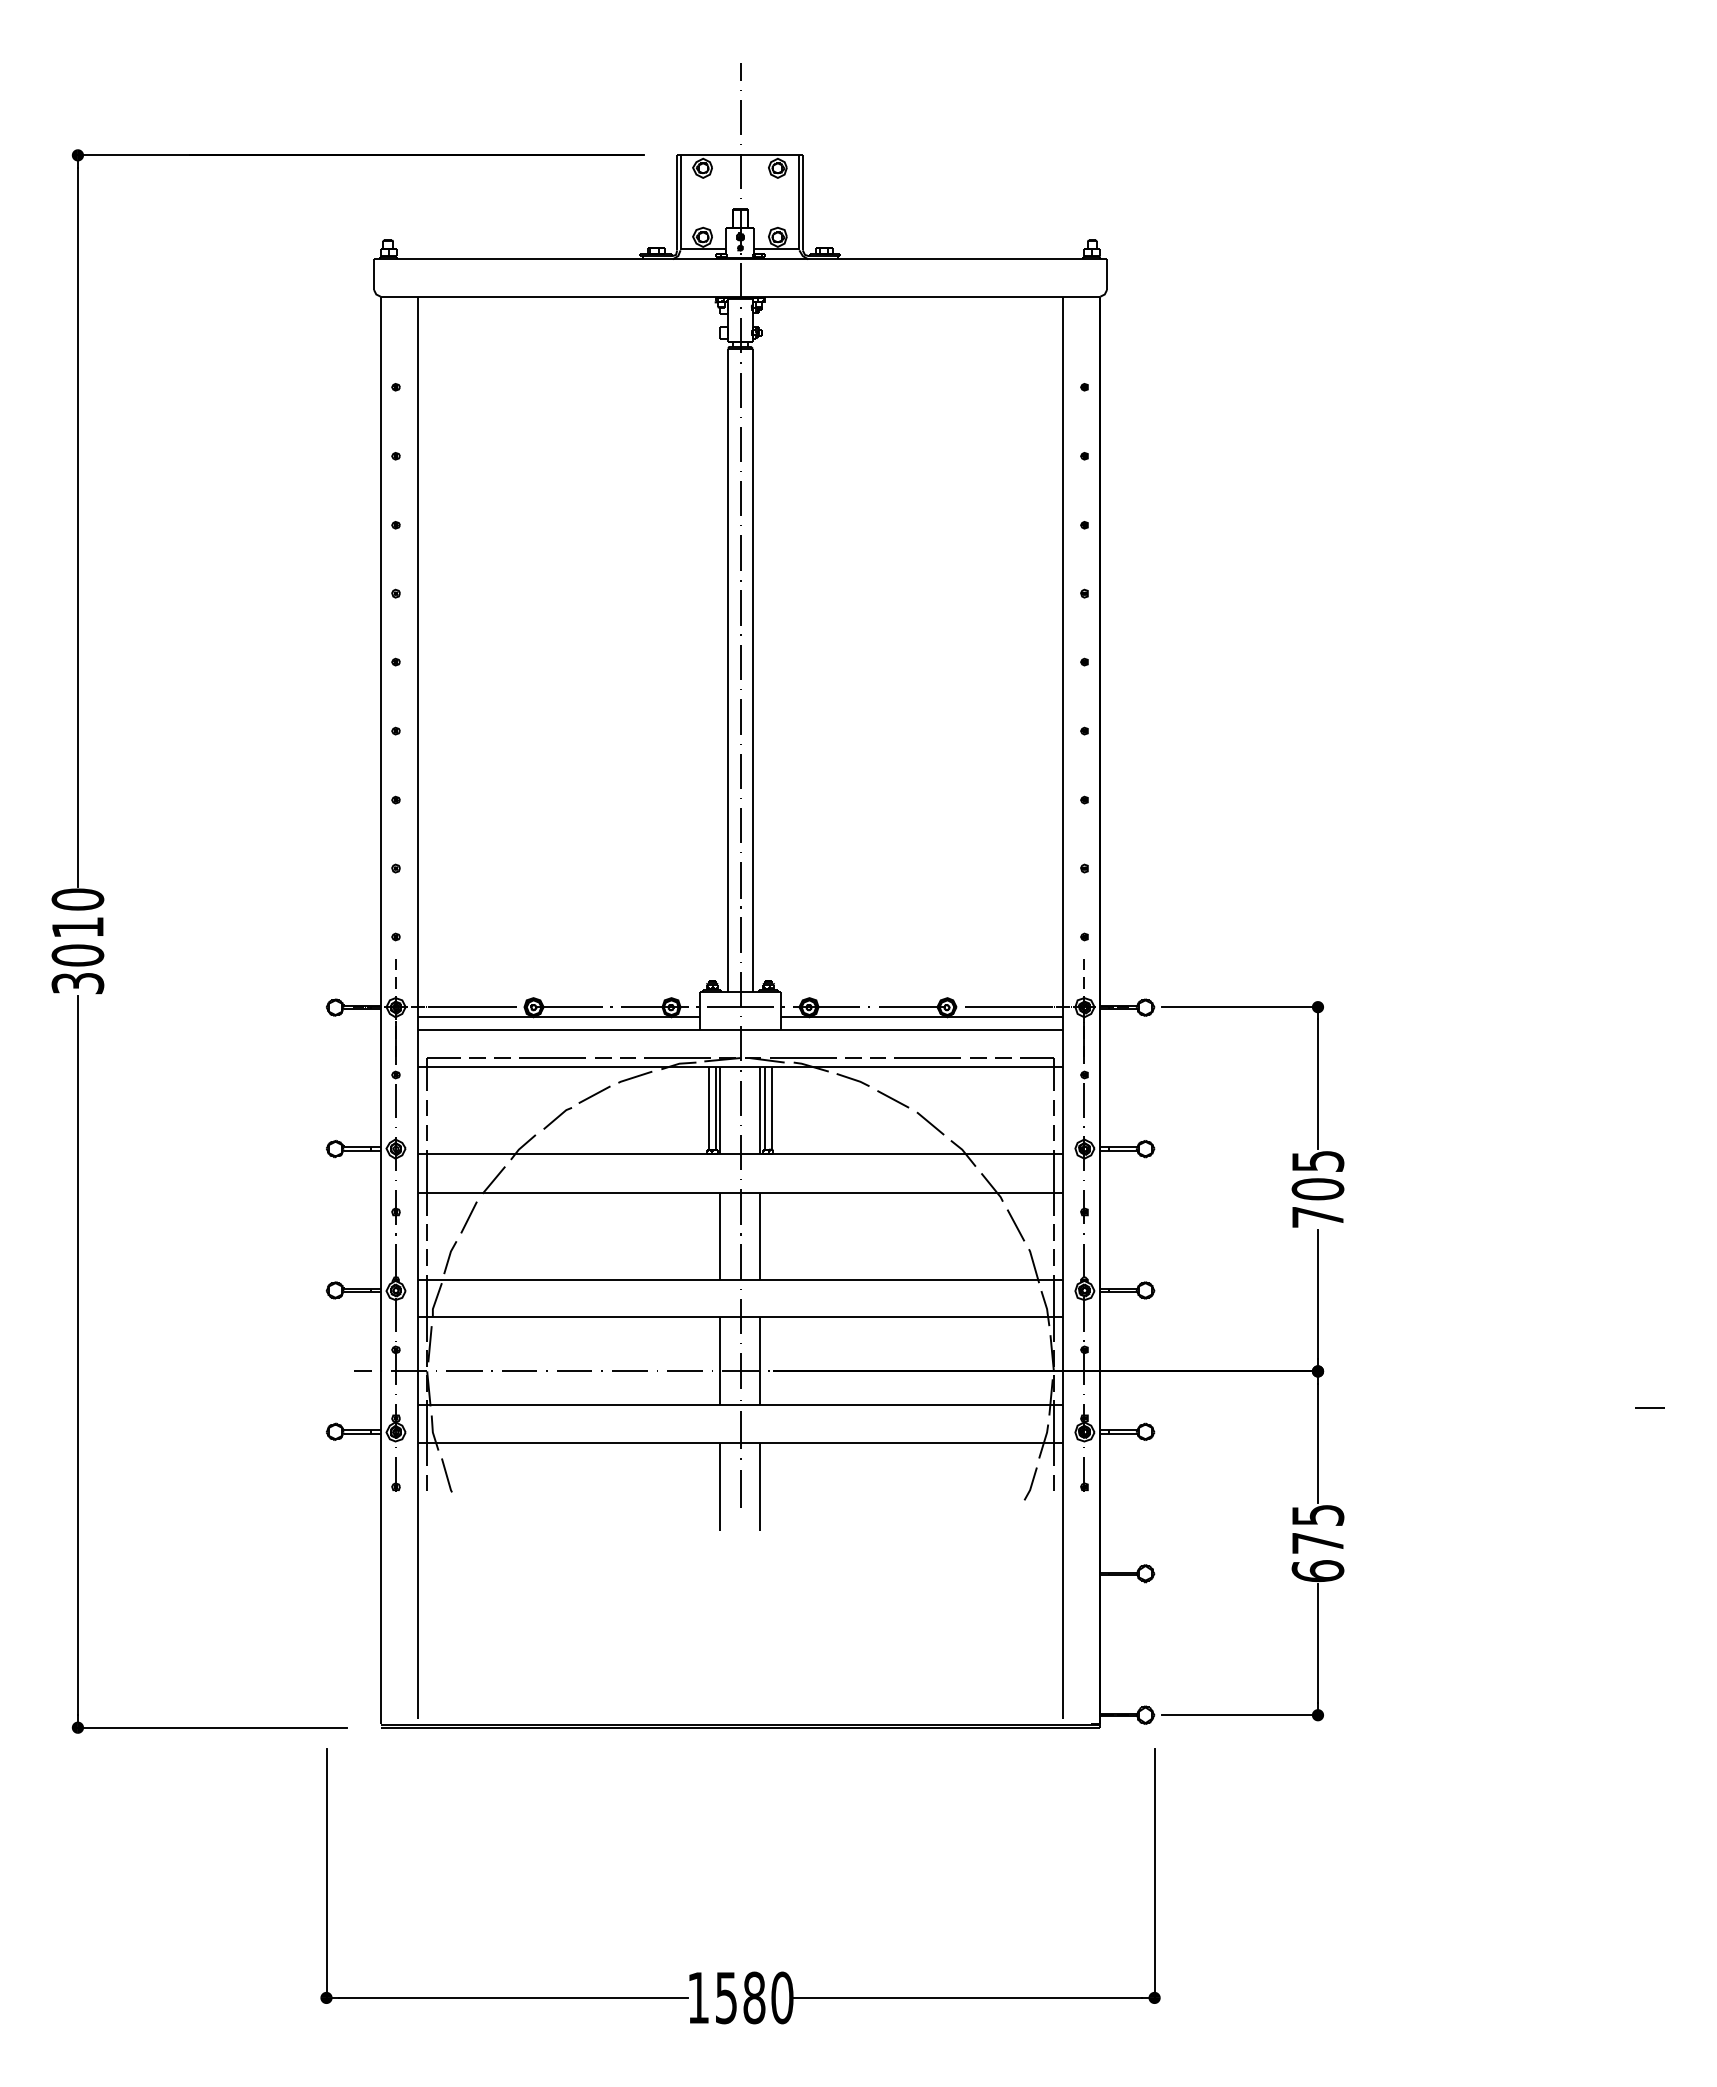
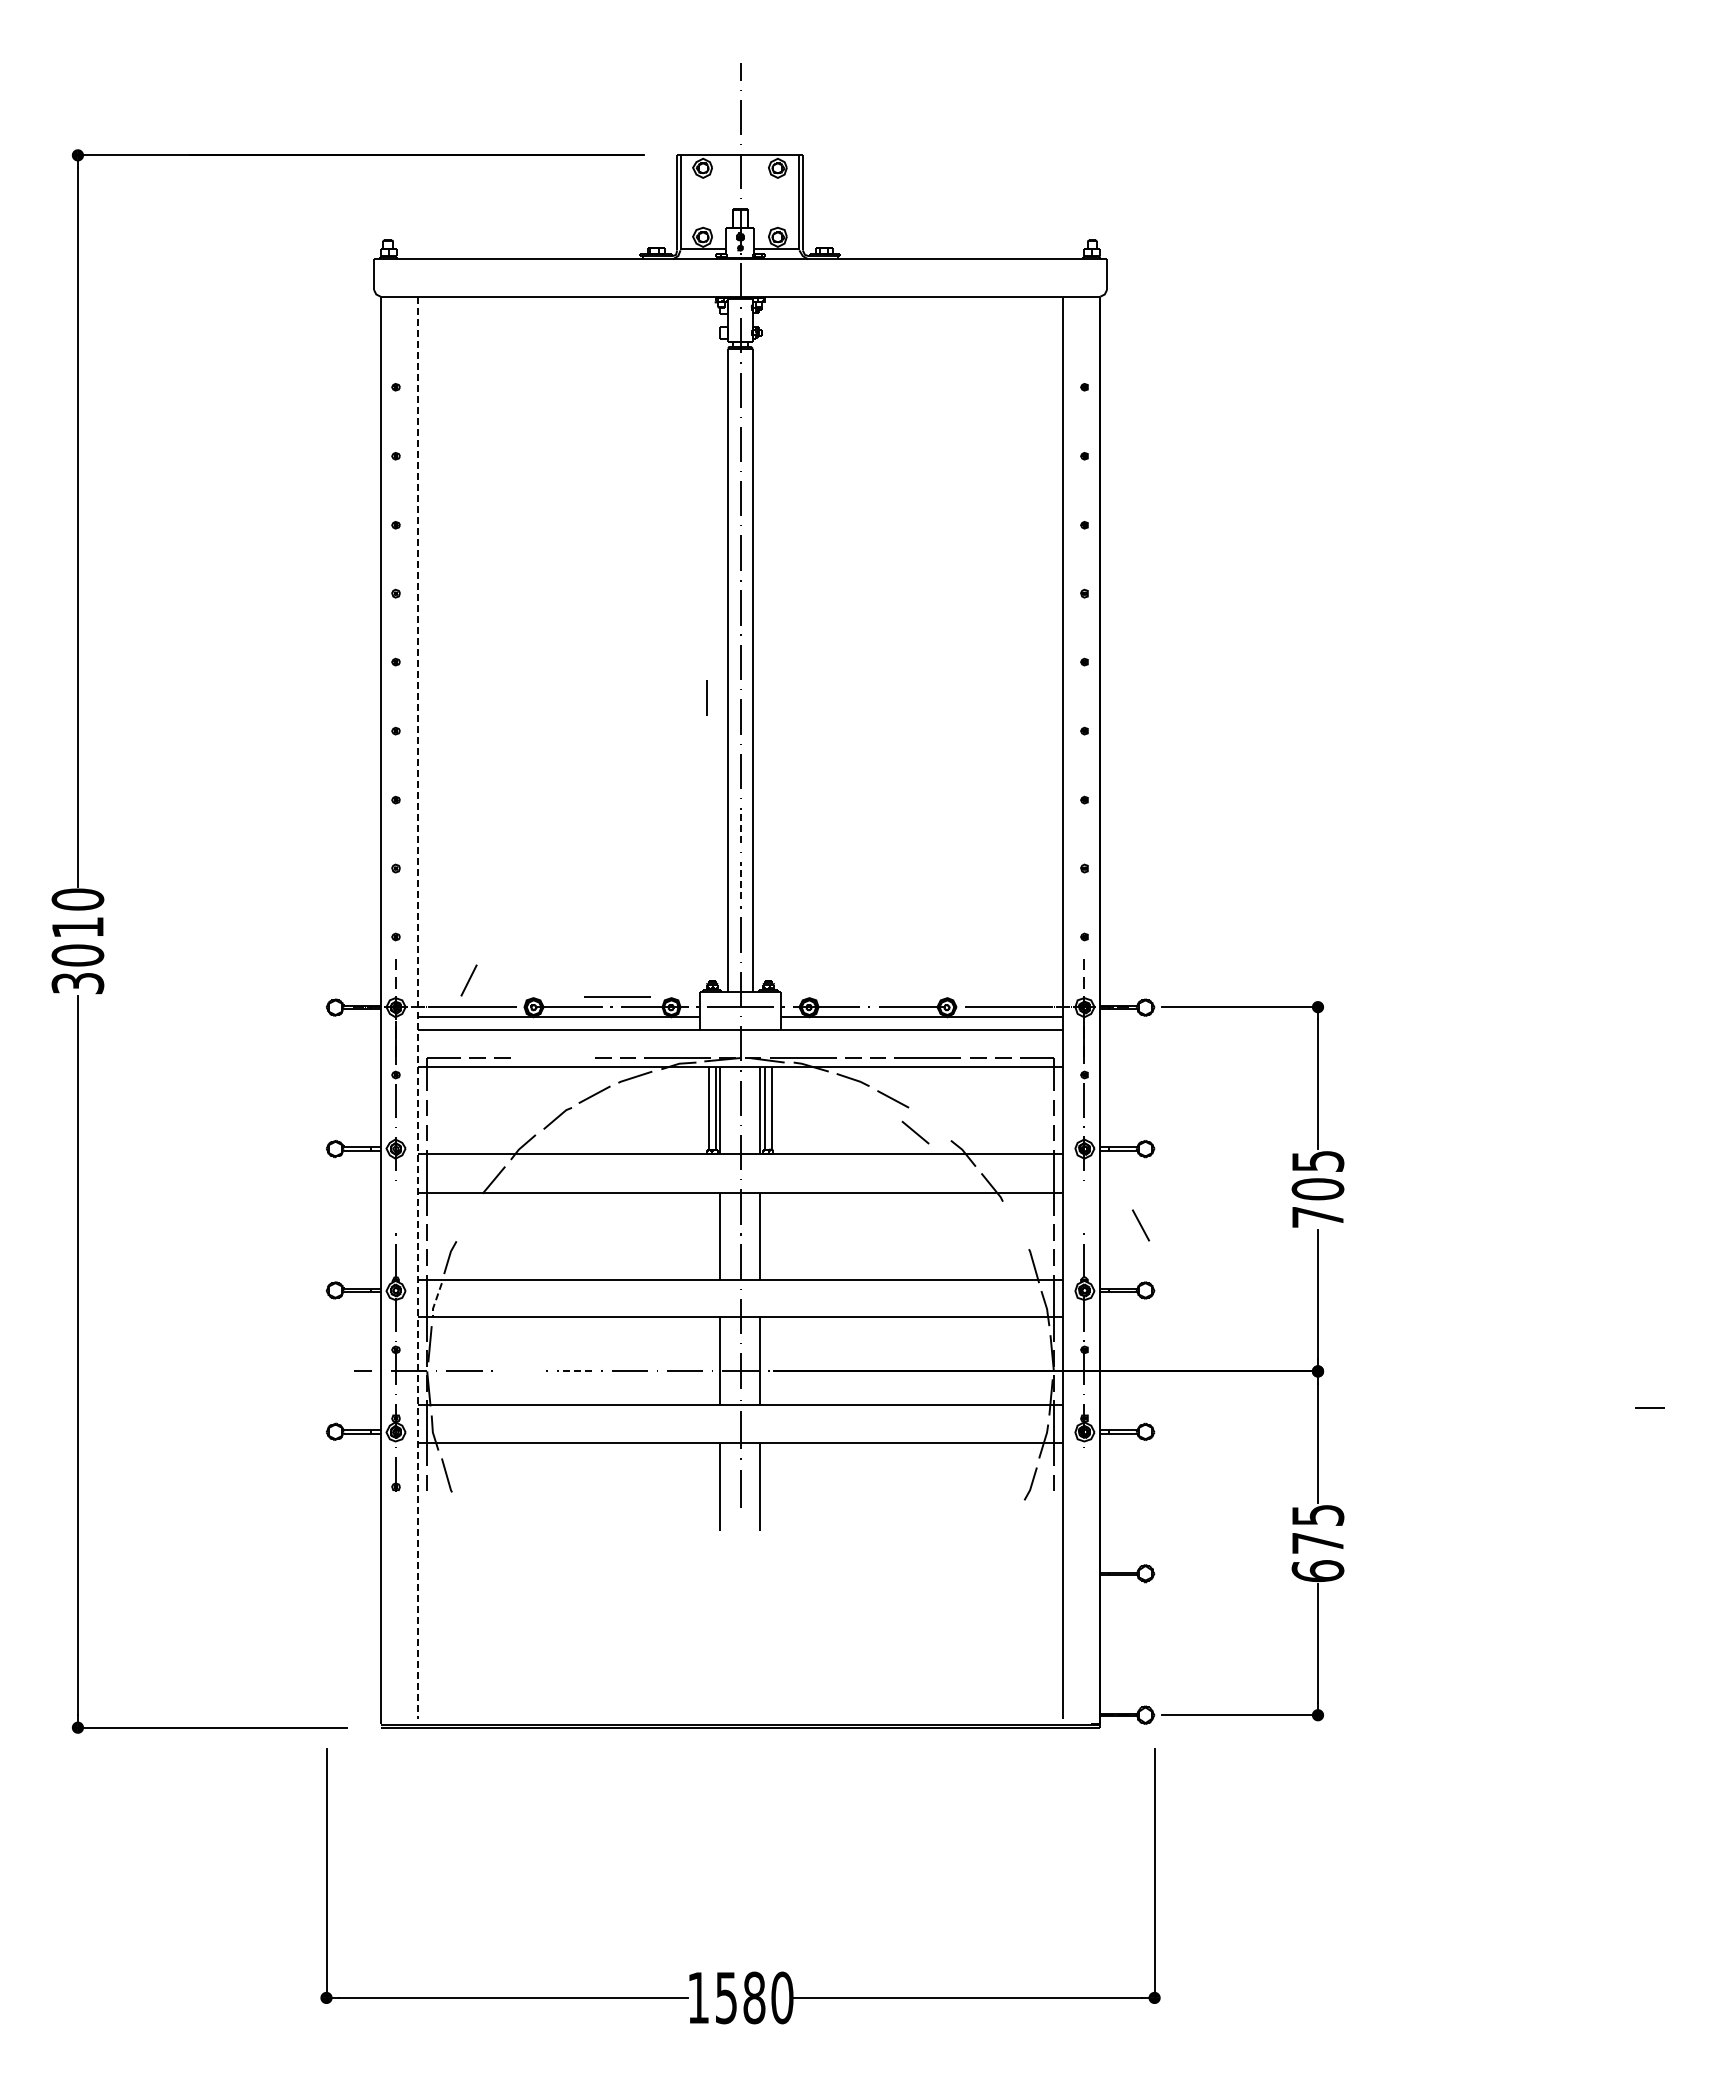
line: none -> present (706, 697)
line: solid -> dashed (740, 825)
line: solid -> dashed (740, 879)
line: solid -> dashed (418, 1007)
line position: (552, 1057) -> (617, 996) (617, 996)
line position: (930, 1123) -> (915, 1132) (915, 1132)
part: present -> none (1084, 1206)
part: present -> none (395, 1207)
line position: (468, 1217) -> (468, 980) (468, 980)
line position: (1015, 1225) -> (1140, 1225) (1140, 1225)
line: solid -> dashed (435, 1300)
line: present -> none (519, 1370)
line: solid -> dashed (574, 1371)
part: present -> none (1084, 1474)
